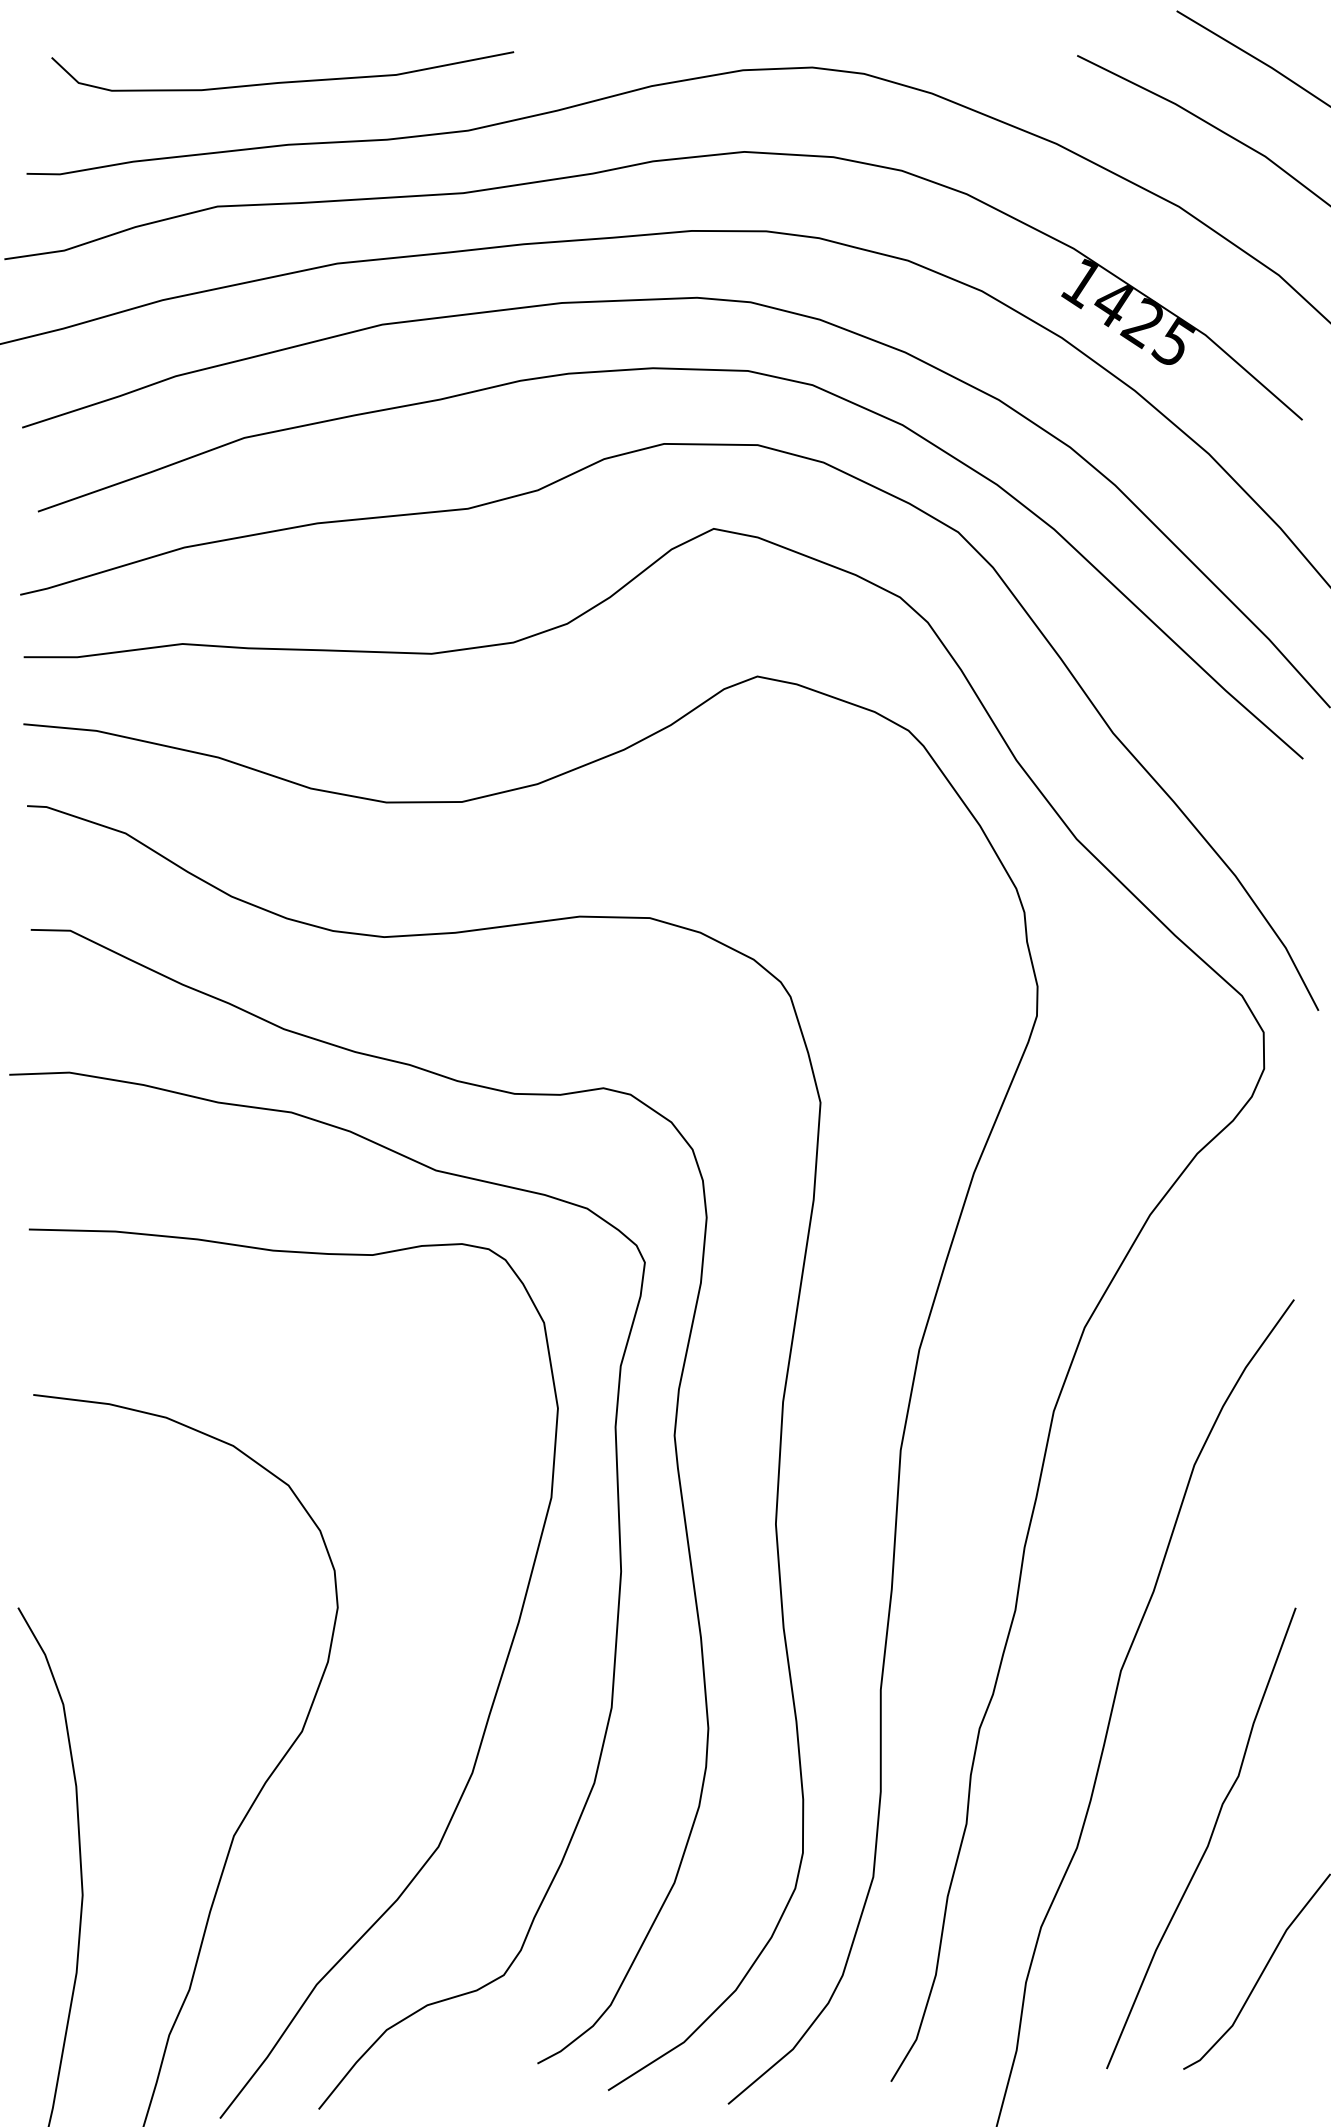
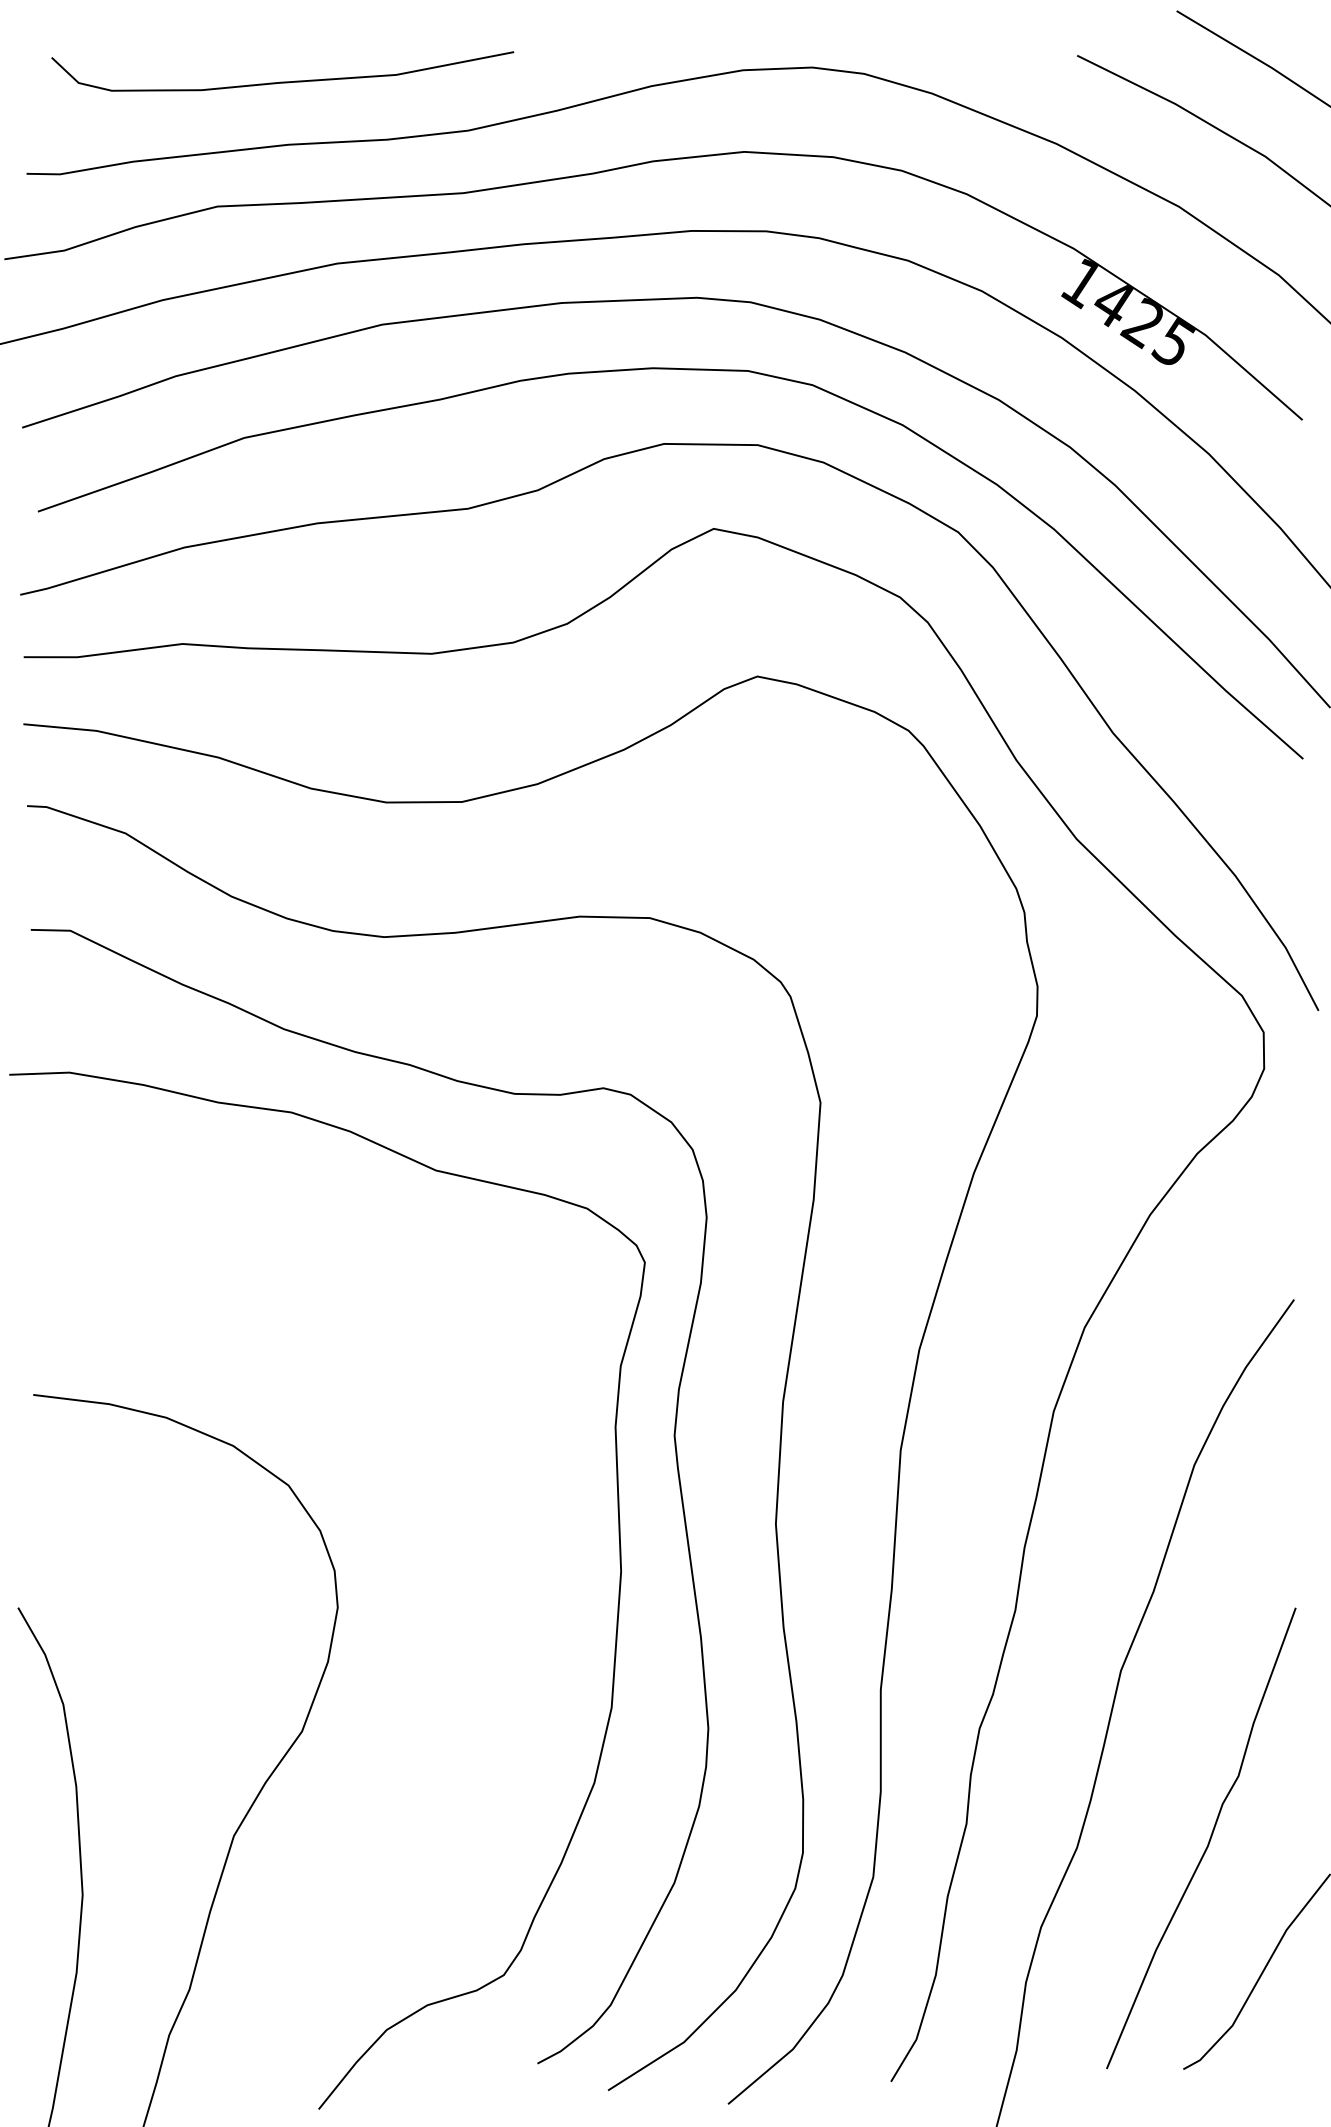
curve: present -> none (484, 1727)
